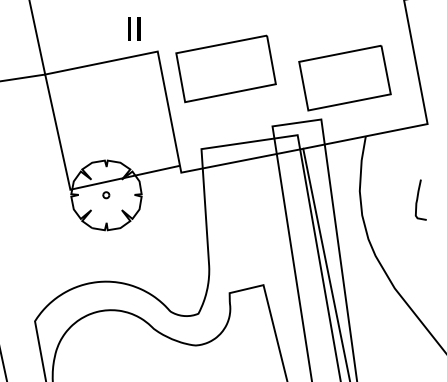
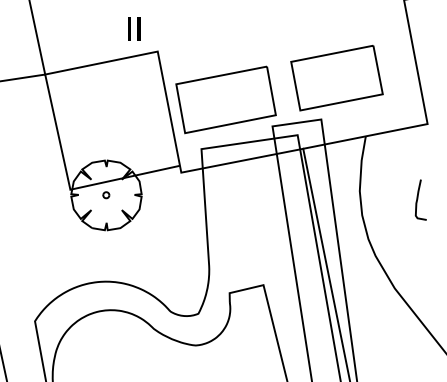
part position: (225, 68) -> (225, 99) (225, 99)
part position: (344, 78) -> (336, 78) (336, 78)
